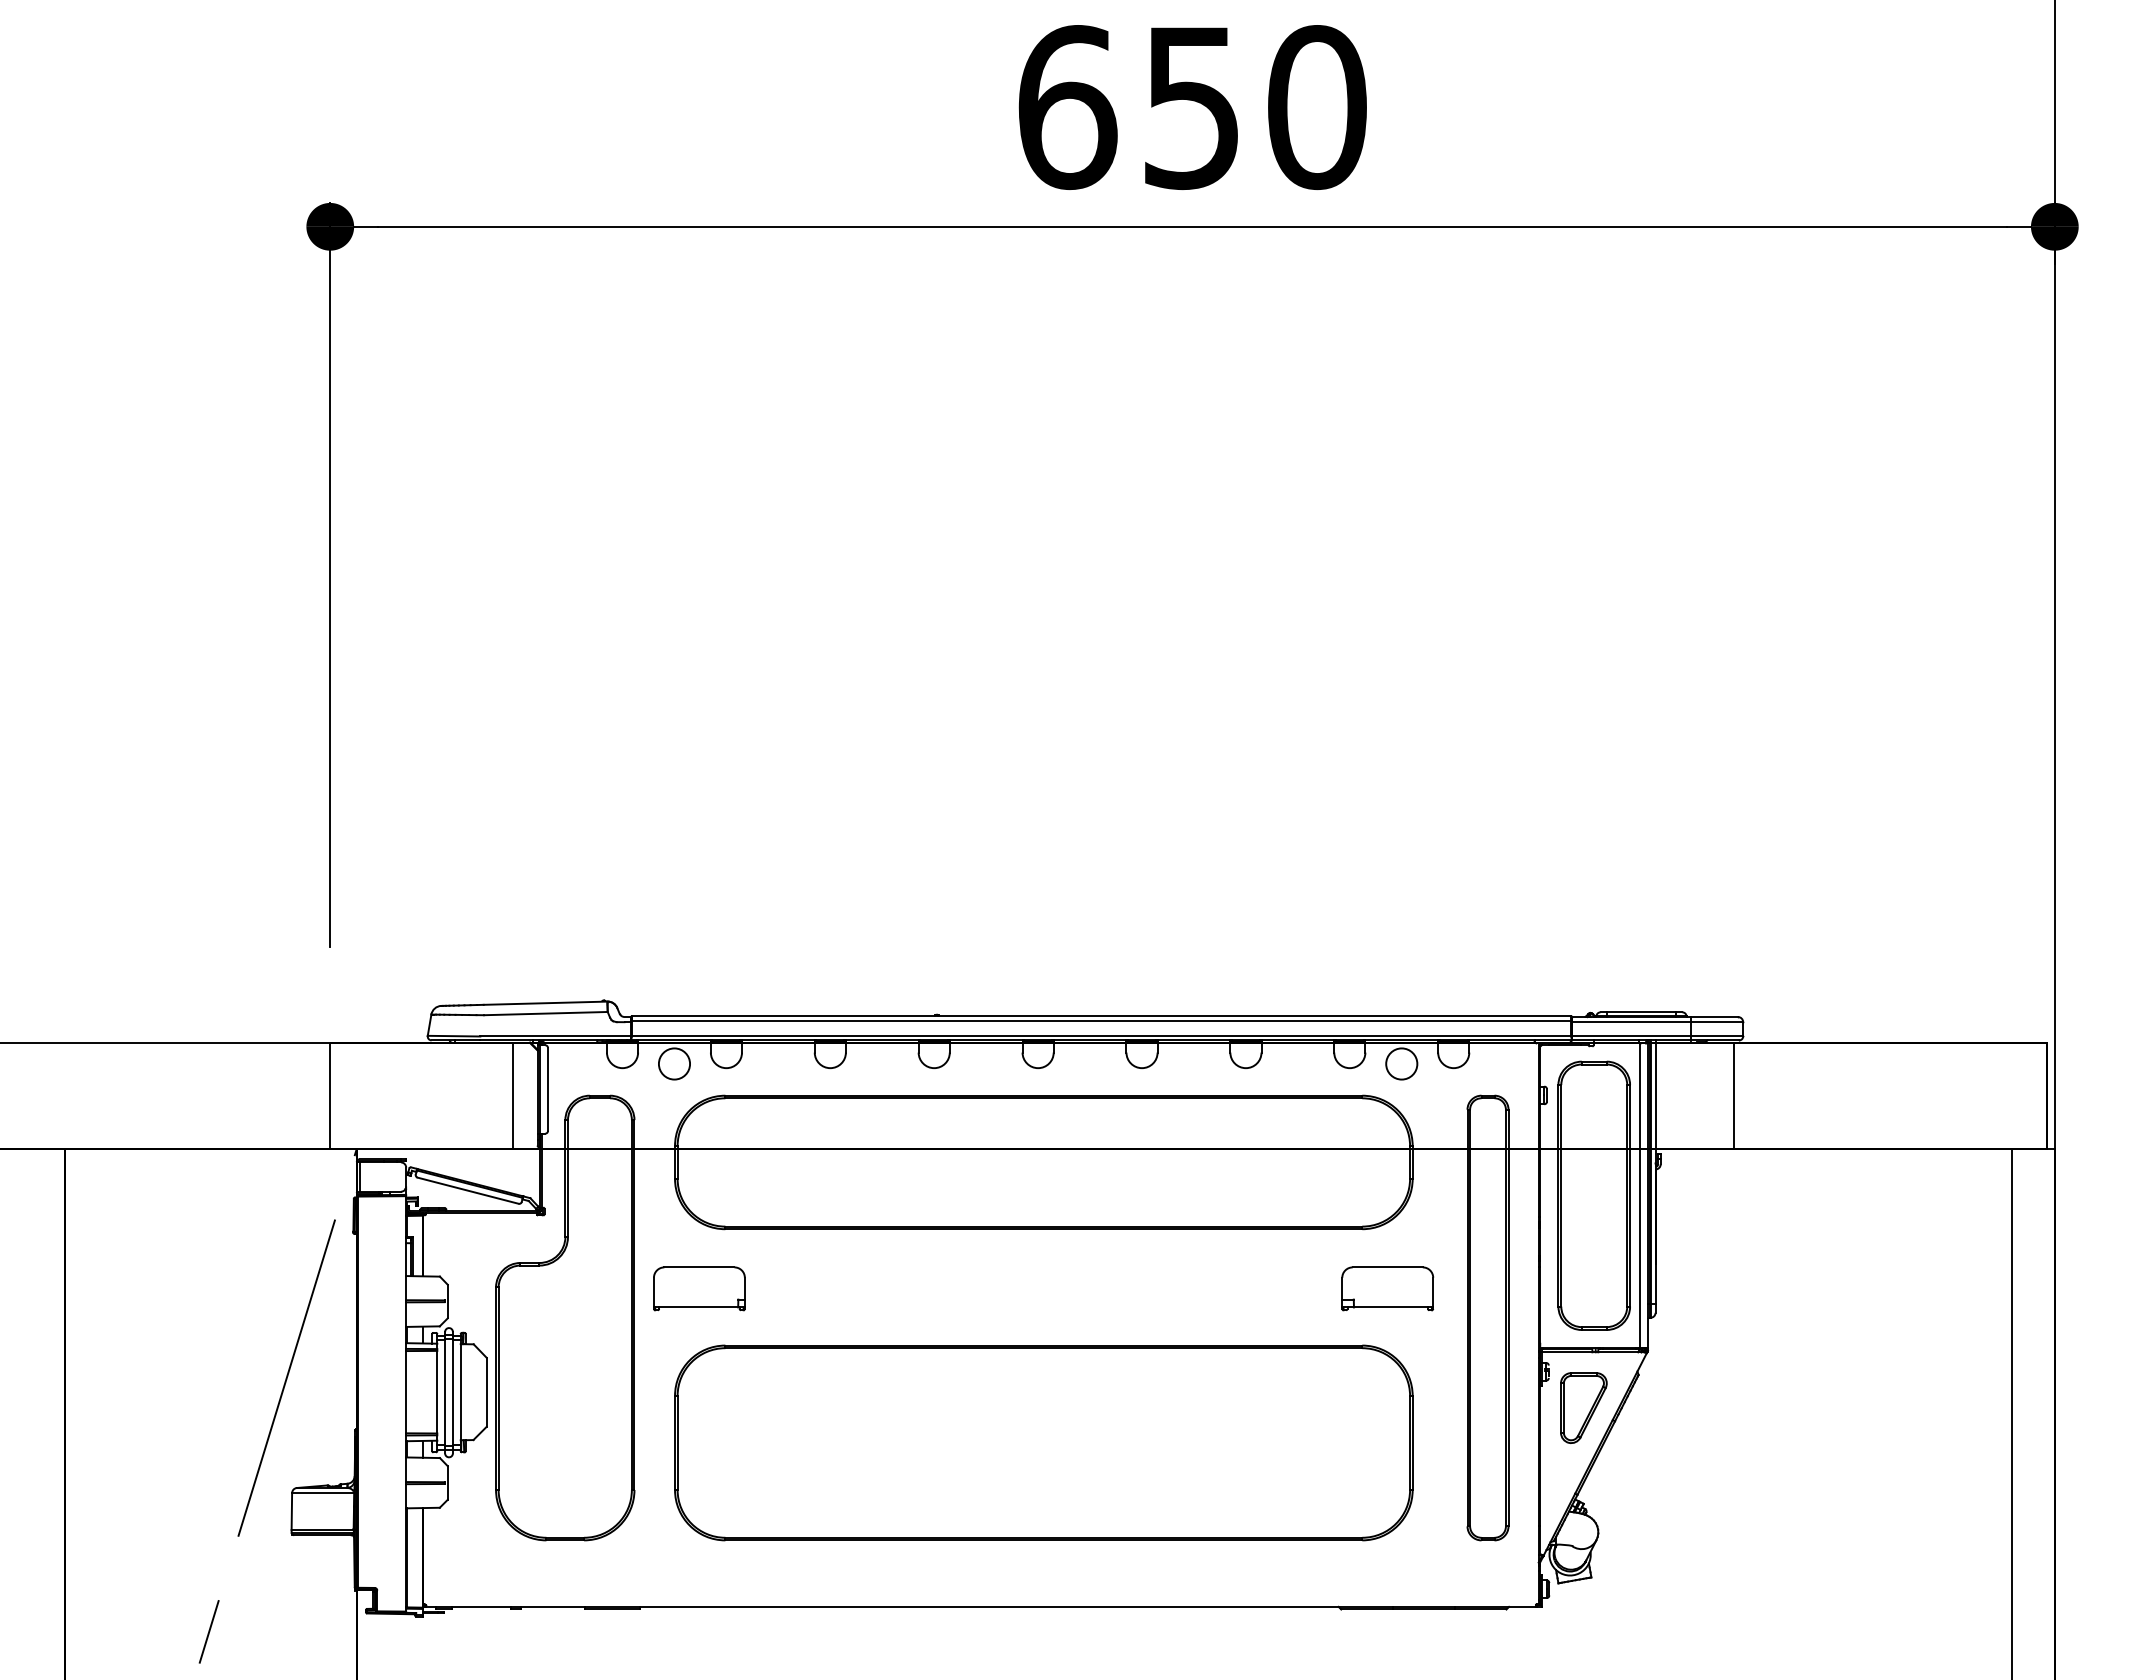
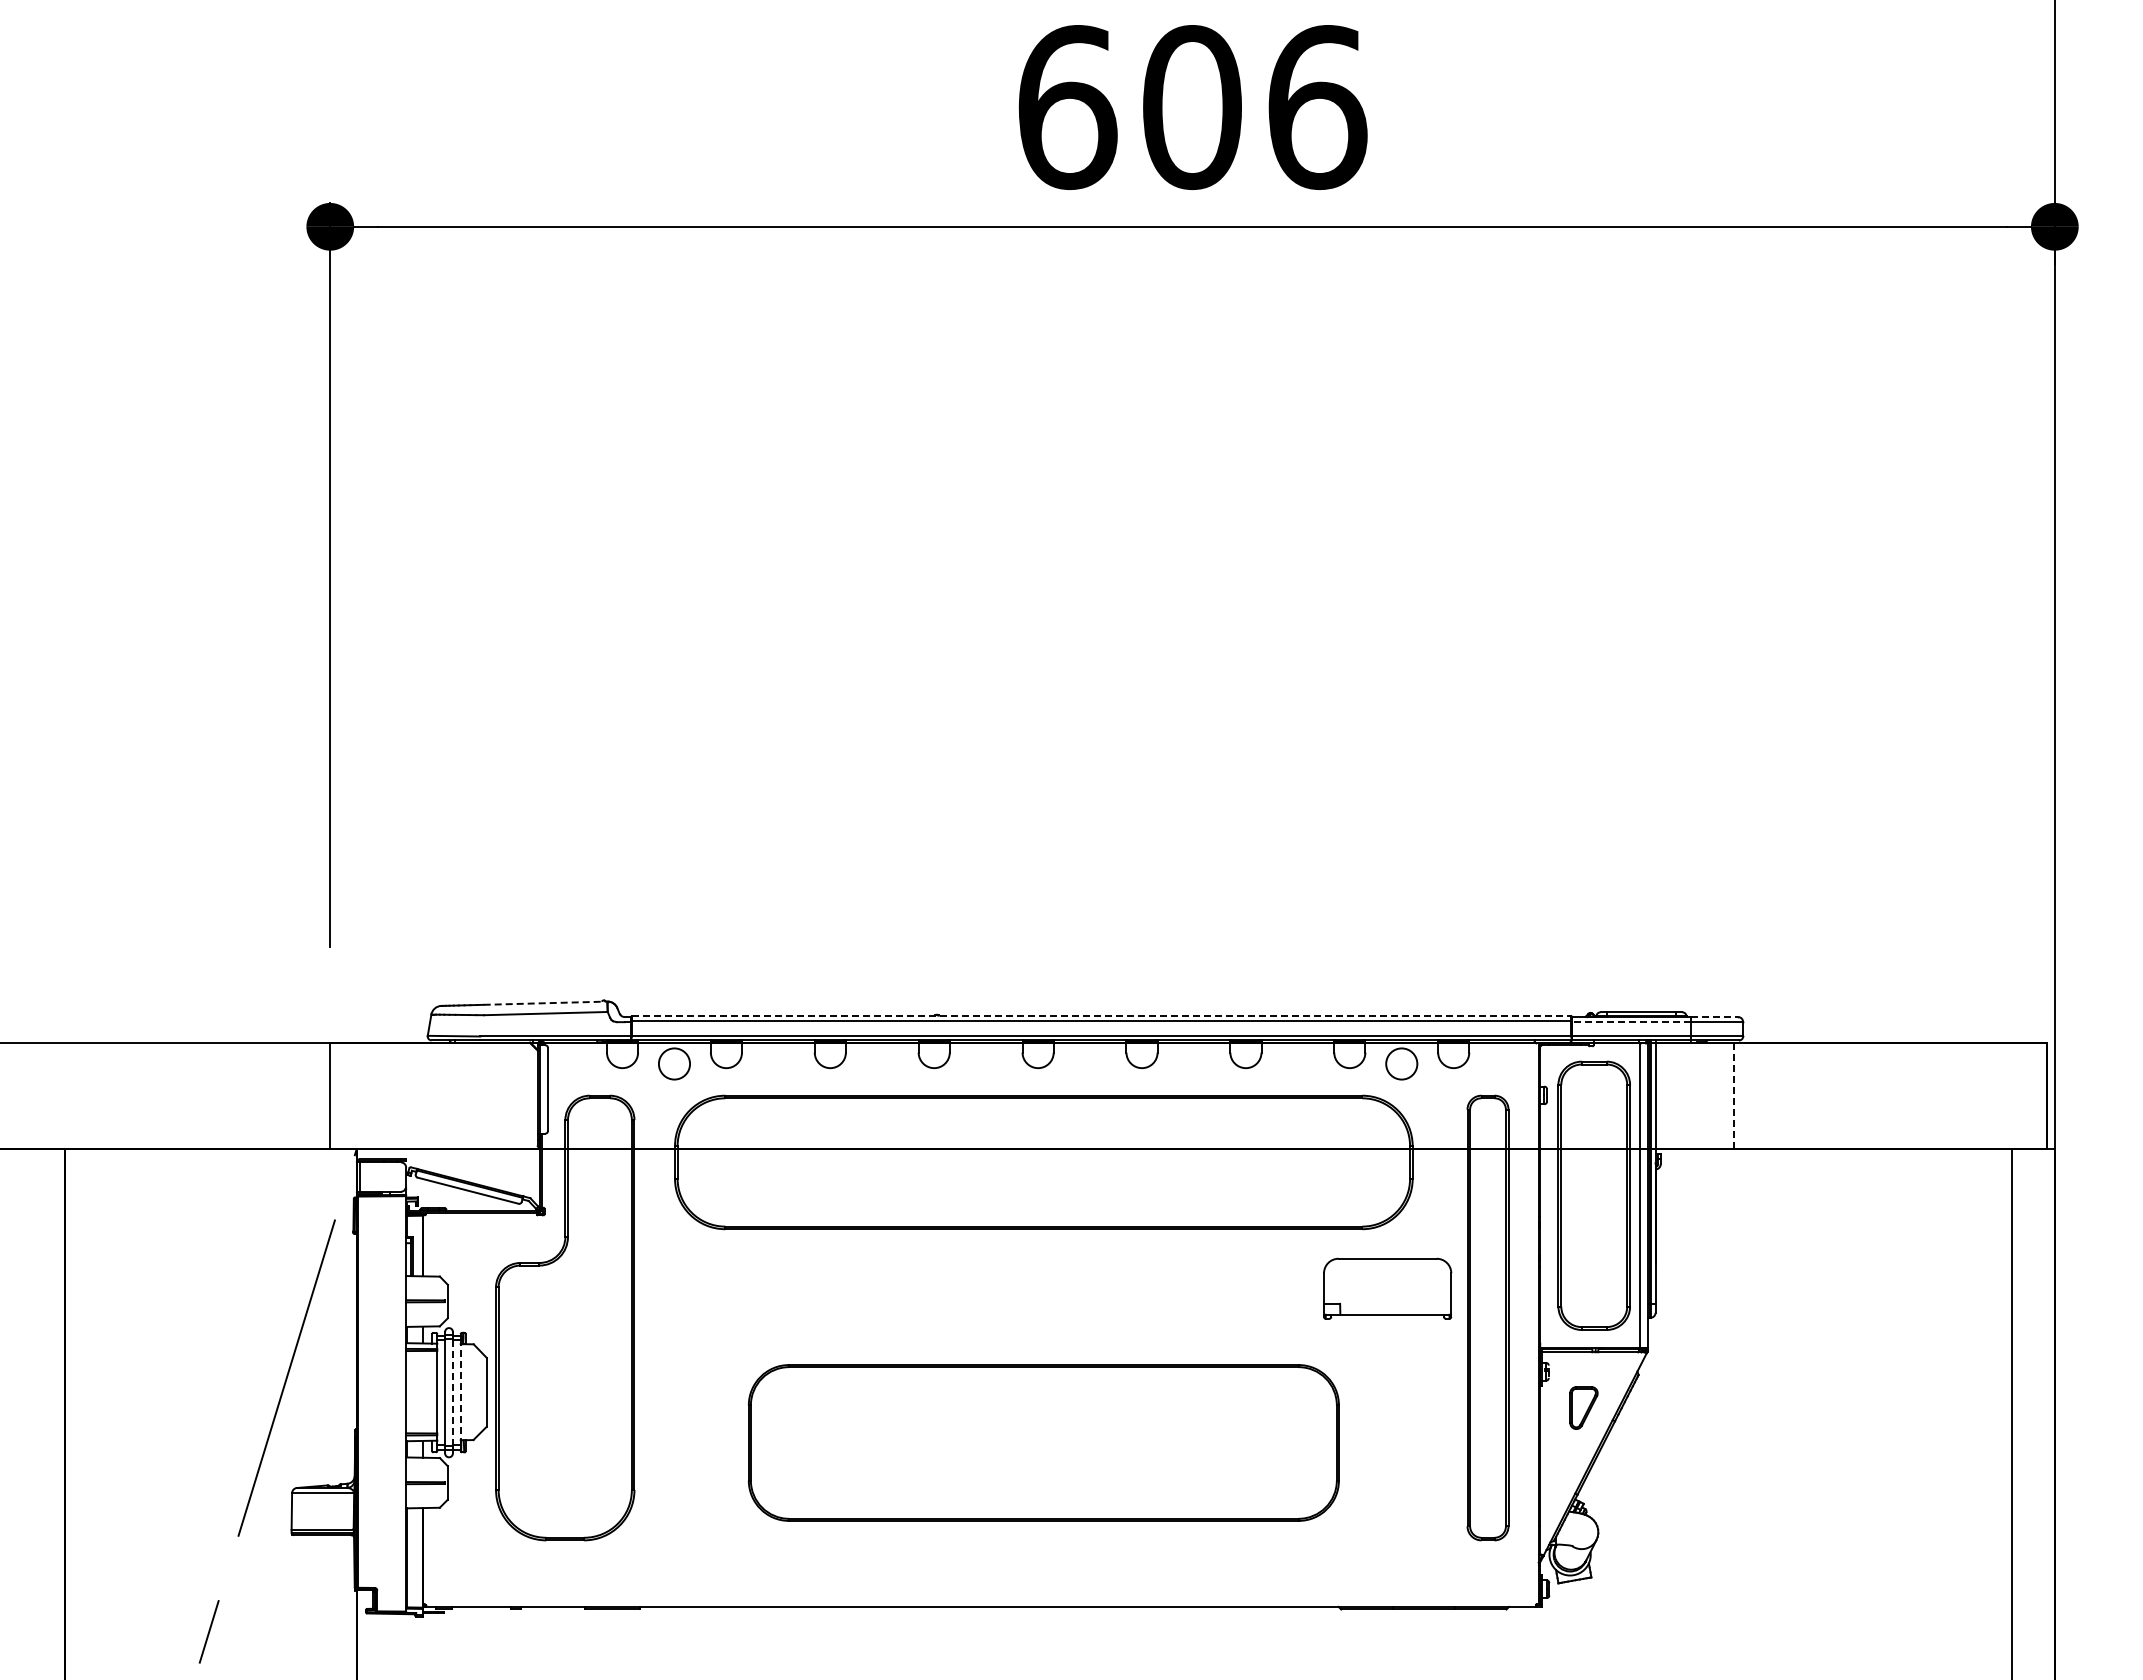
text: 650 -> 606 (1255, 107)
line: solid -> dashed (545, 1003)
line: solid -> dashed (1102, 1015)
line: solid -> dashed (1715, 1016)
line: solid -> dashed (1631, 1022)
line: present -> none (513, 1095)
line: solid -> dashed (1733, 1095)
part: present -> none (699, 1288)
part size: 94x46 px -> 130x63 px (1387, 1288)
line: solid -> dashed (452, 1392)
line: solid -> dashed (460, 1392)
part size: 48x72 px -> 30x44 px (1583, 1407)
part size: 740x198 px -> 593x158 px (1043, 1442)
